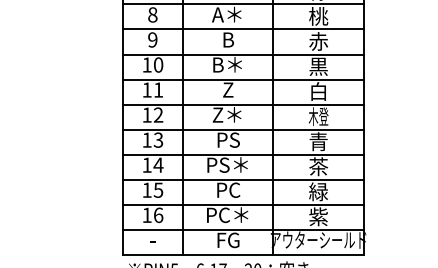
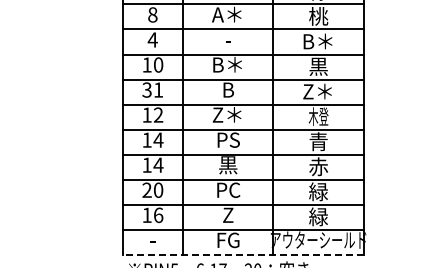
text: 9 -> 4 (152, 39)
text: B -> - (228, 39)
text: 赤 -> B＊ (317, 41)
text: 11 -> 31 (146, 89)
text: Z -> B (228, 89)
text: 白 -> Z＊ (317, 91)
text: 13 -> 14 (158, 139)
text: PS＊ -> 黒 (227, 165)
text: 茶 -> 赤 (318, 166)
text: 15 -> 20 (152, 189)
text: PC＊ -> Z (227, 215)
text: 紫 -> 緑 (318, 216)
line: solid -> dashed (243, 254)
